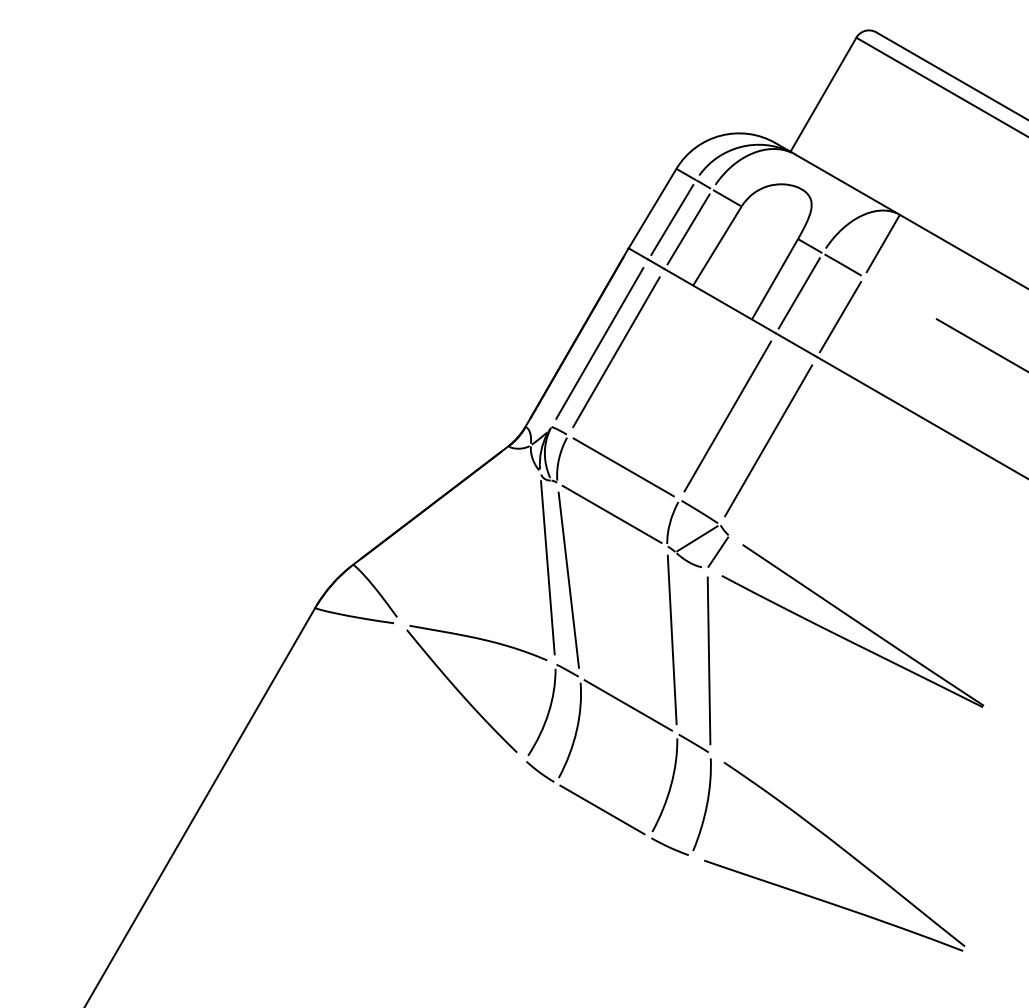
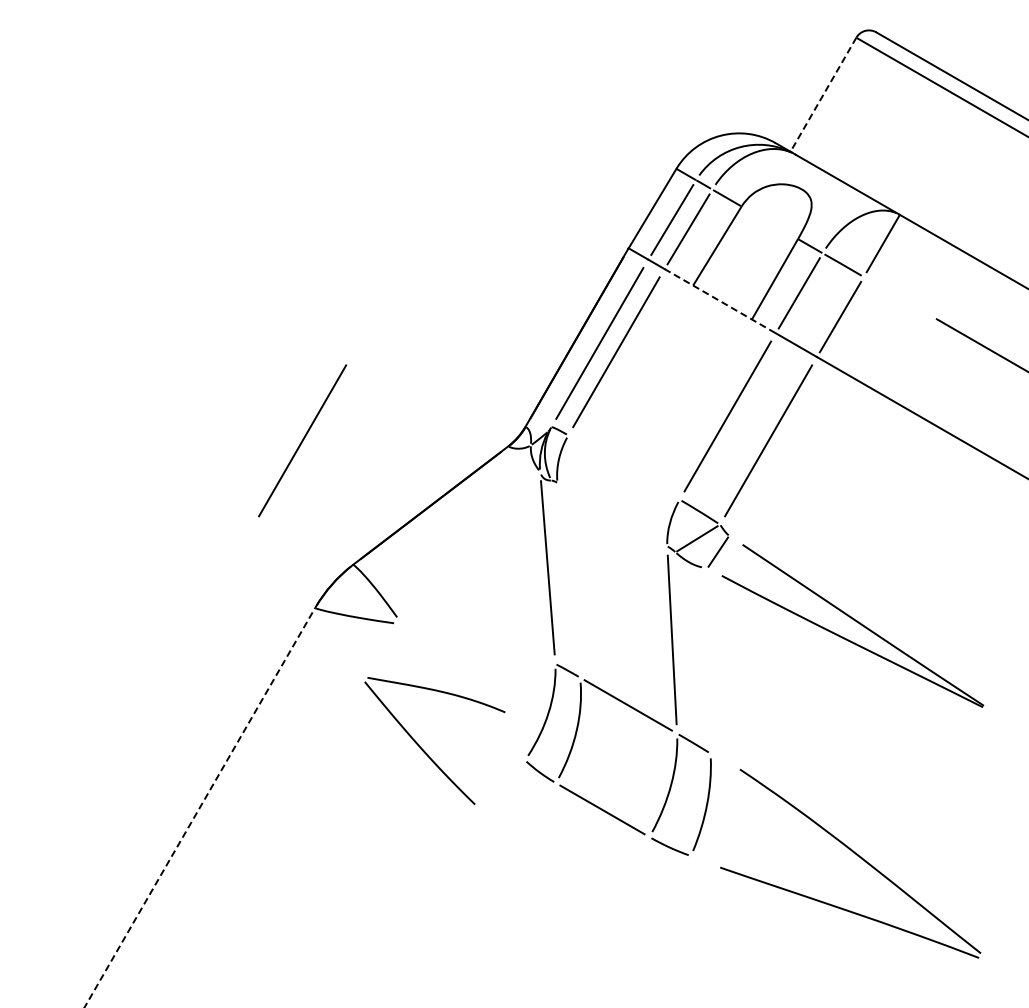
line: solid -> dashed (823, 94)
line: solid -> dashed (720, 301)
line: none -> present (302, 440)
line: present -> none (623, 467)
line: present -> none (611, 513)
line: present -> none (568, 579)
line: present -> none (708, 660)
part position: (466, 698) -> (424, 750) (424, 750)
line: solid -> dashed (199, 807)
part position: (841, 849) -> (857, 856) (857, 856)
